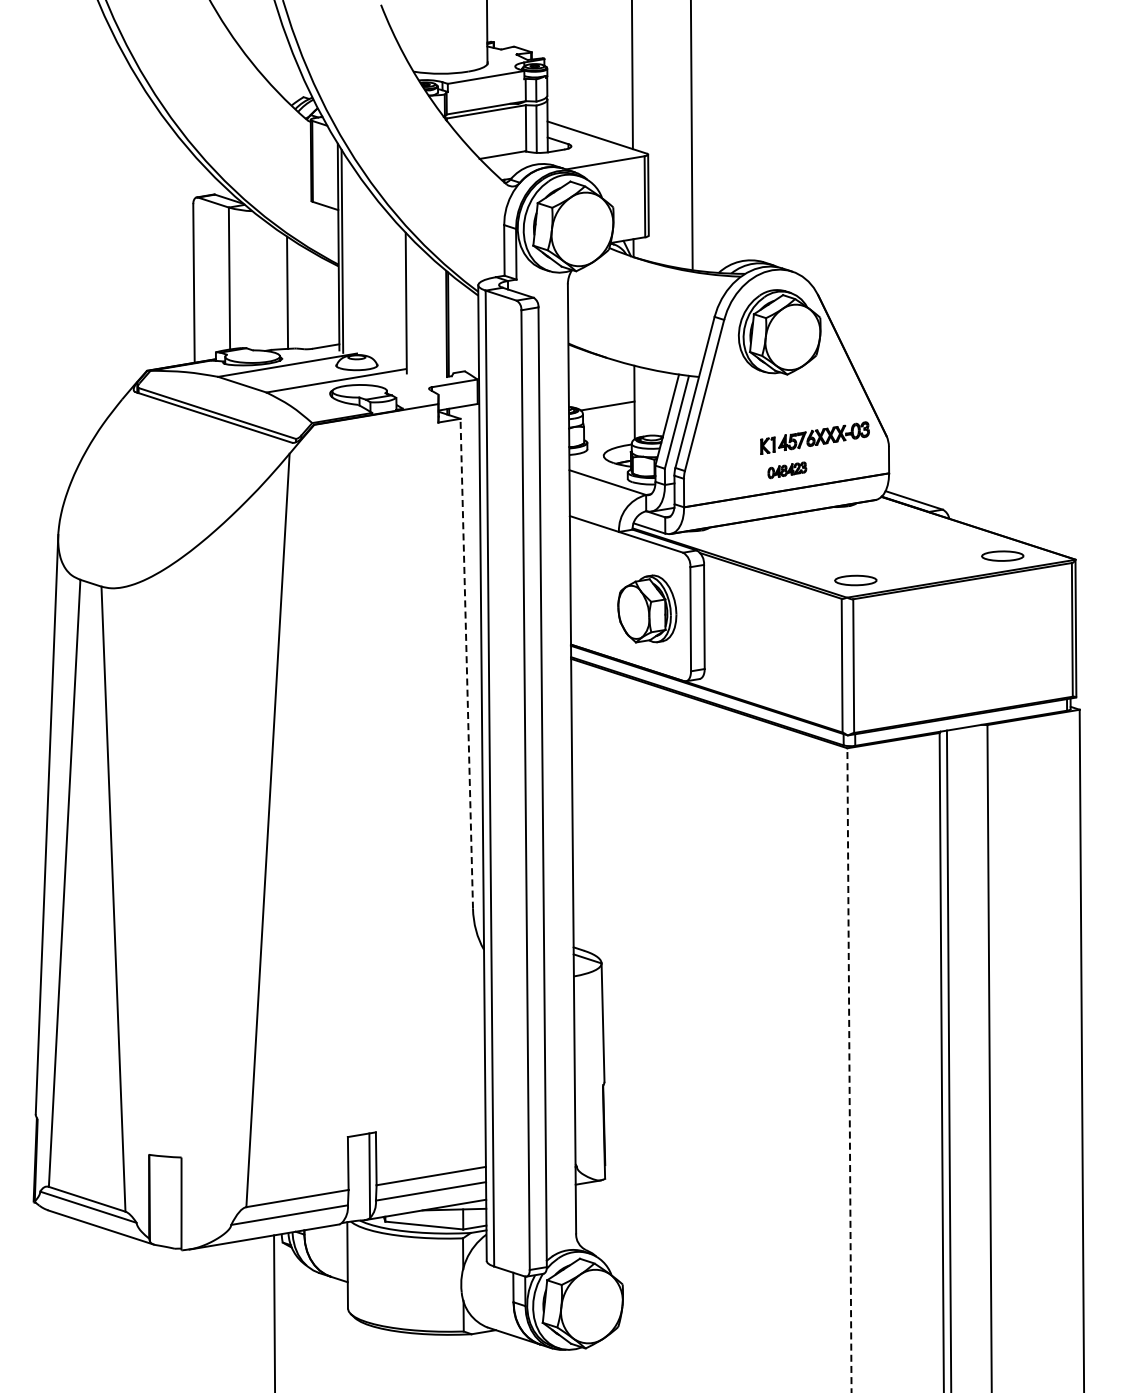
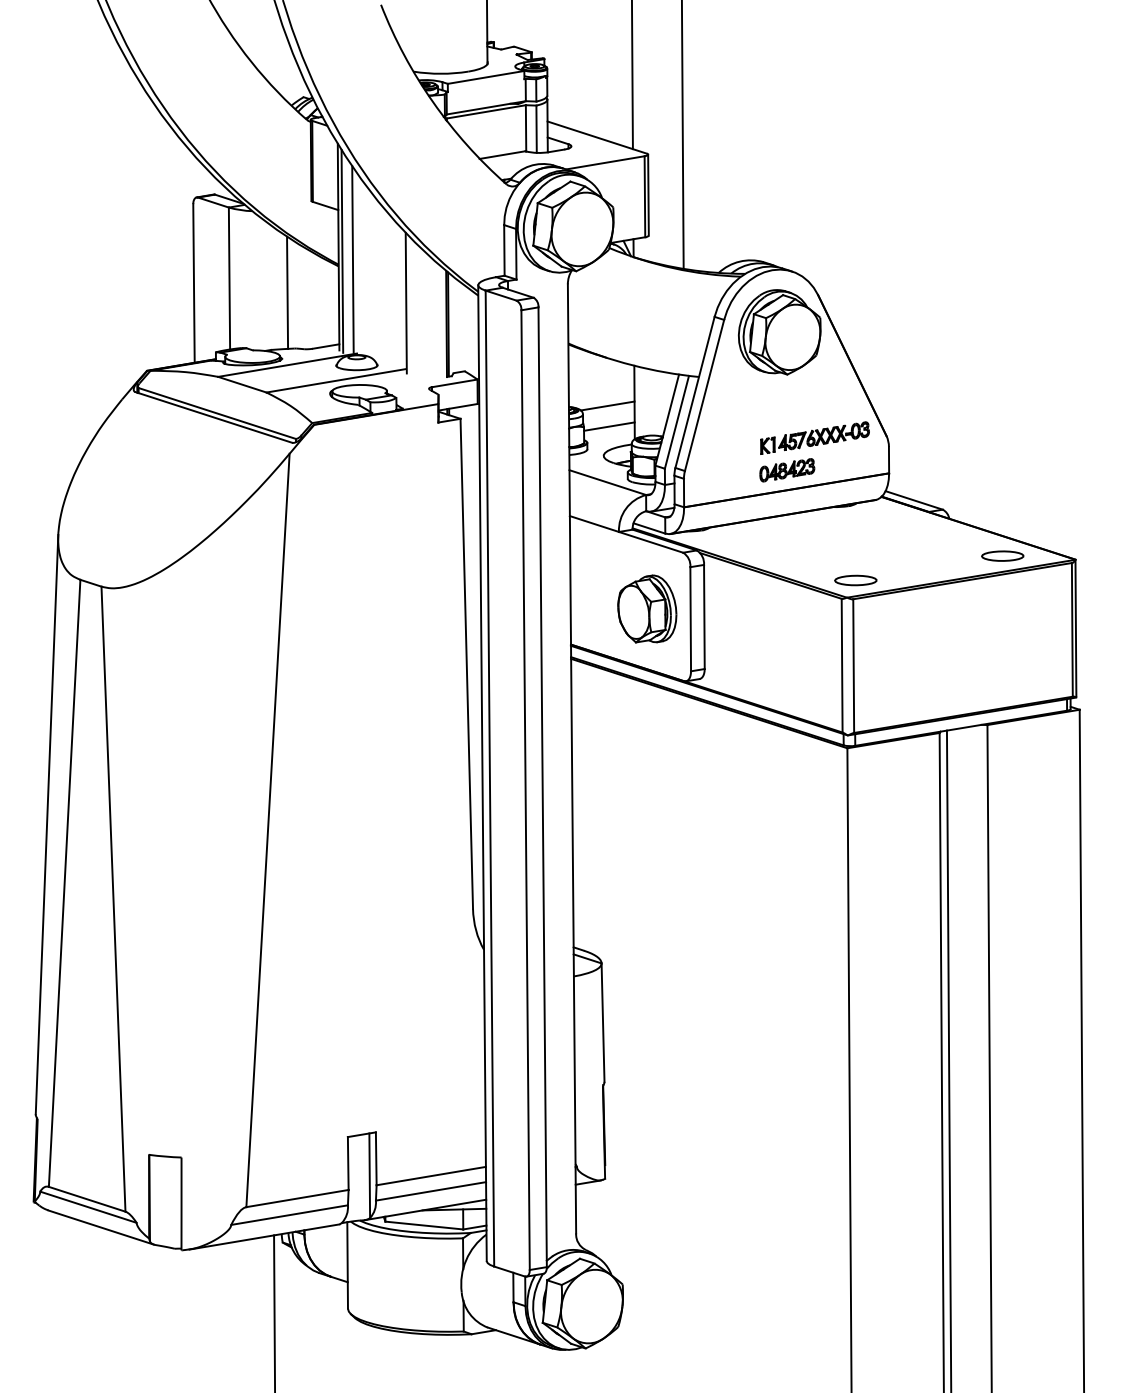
line position: (691, 135) -> (682, 135) (682, 135)
line: none -> present (352, 259)
line: none -> present (609, 426)
part size: 41x19 px -> 57x25 px (787, 470)
line: dashed -> solid (466, 663)
line: dashed -> solid (849, 1070)
